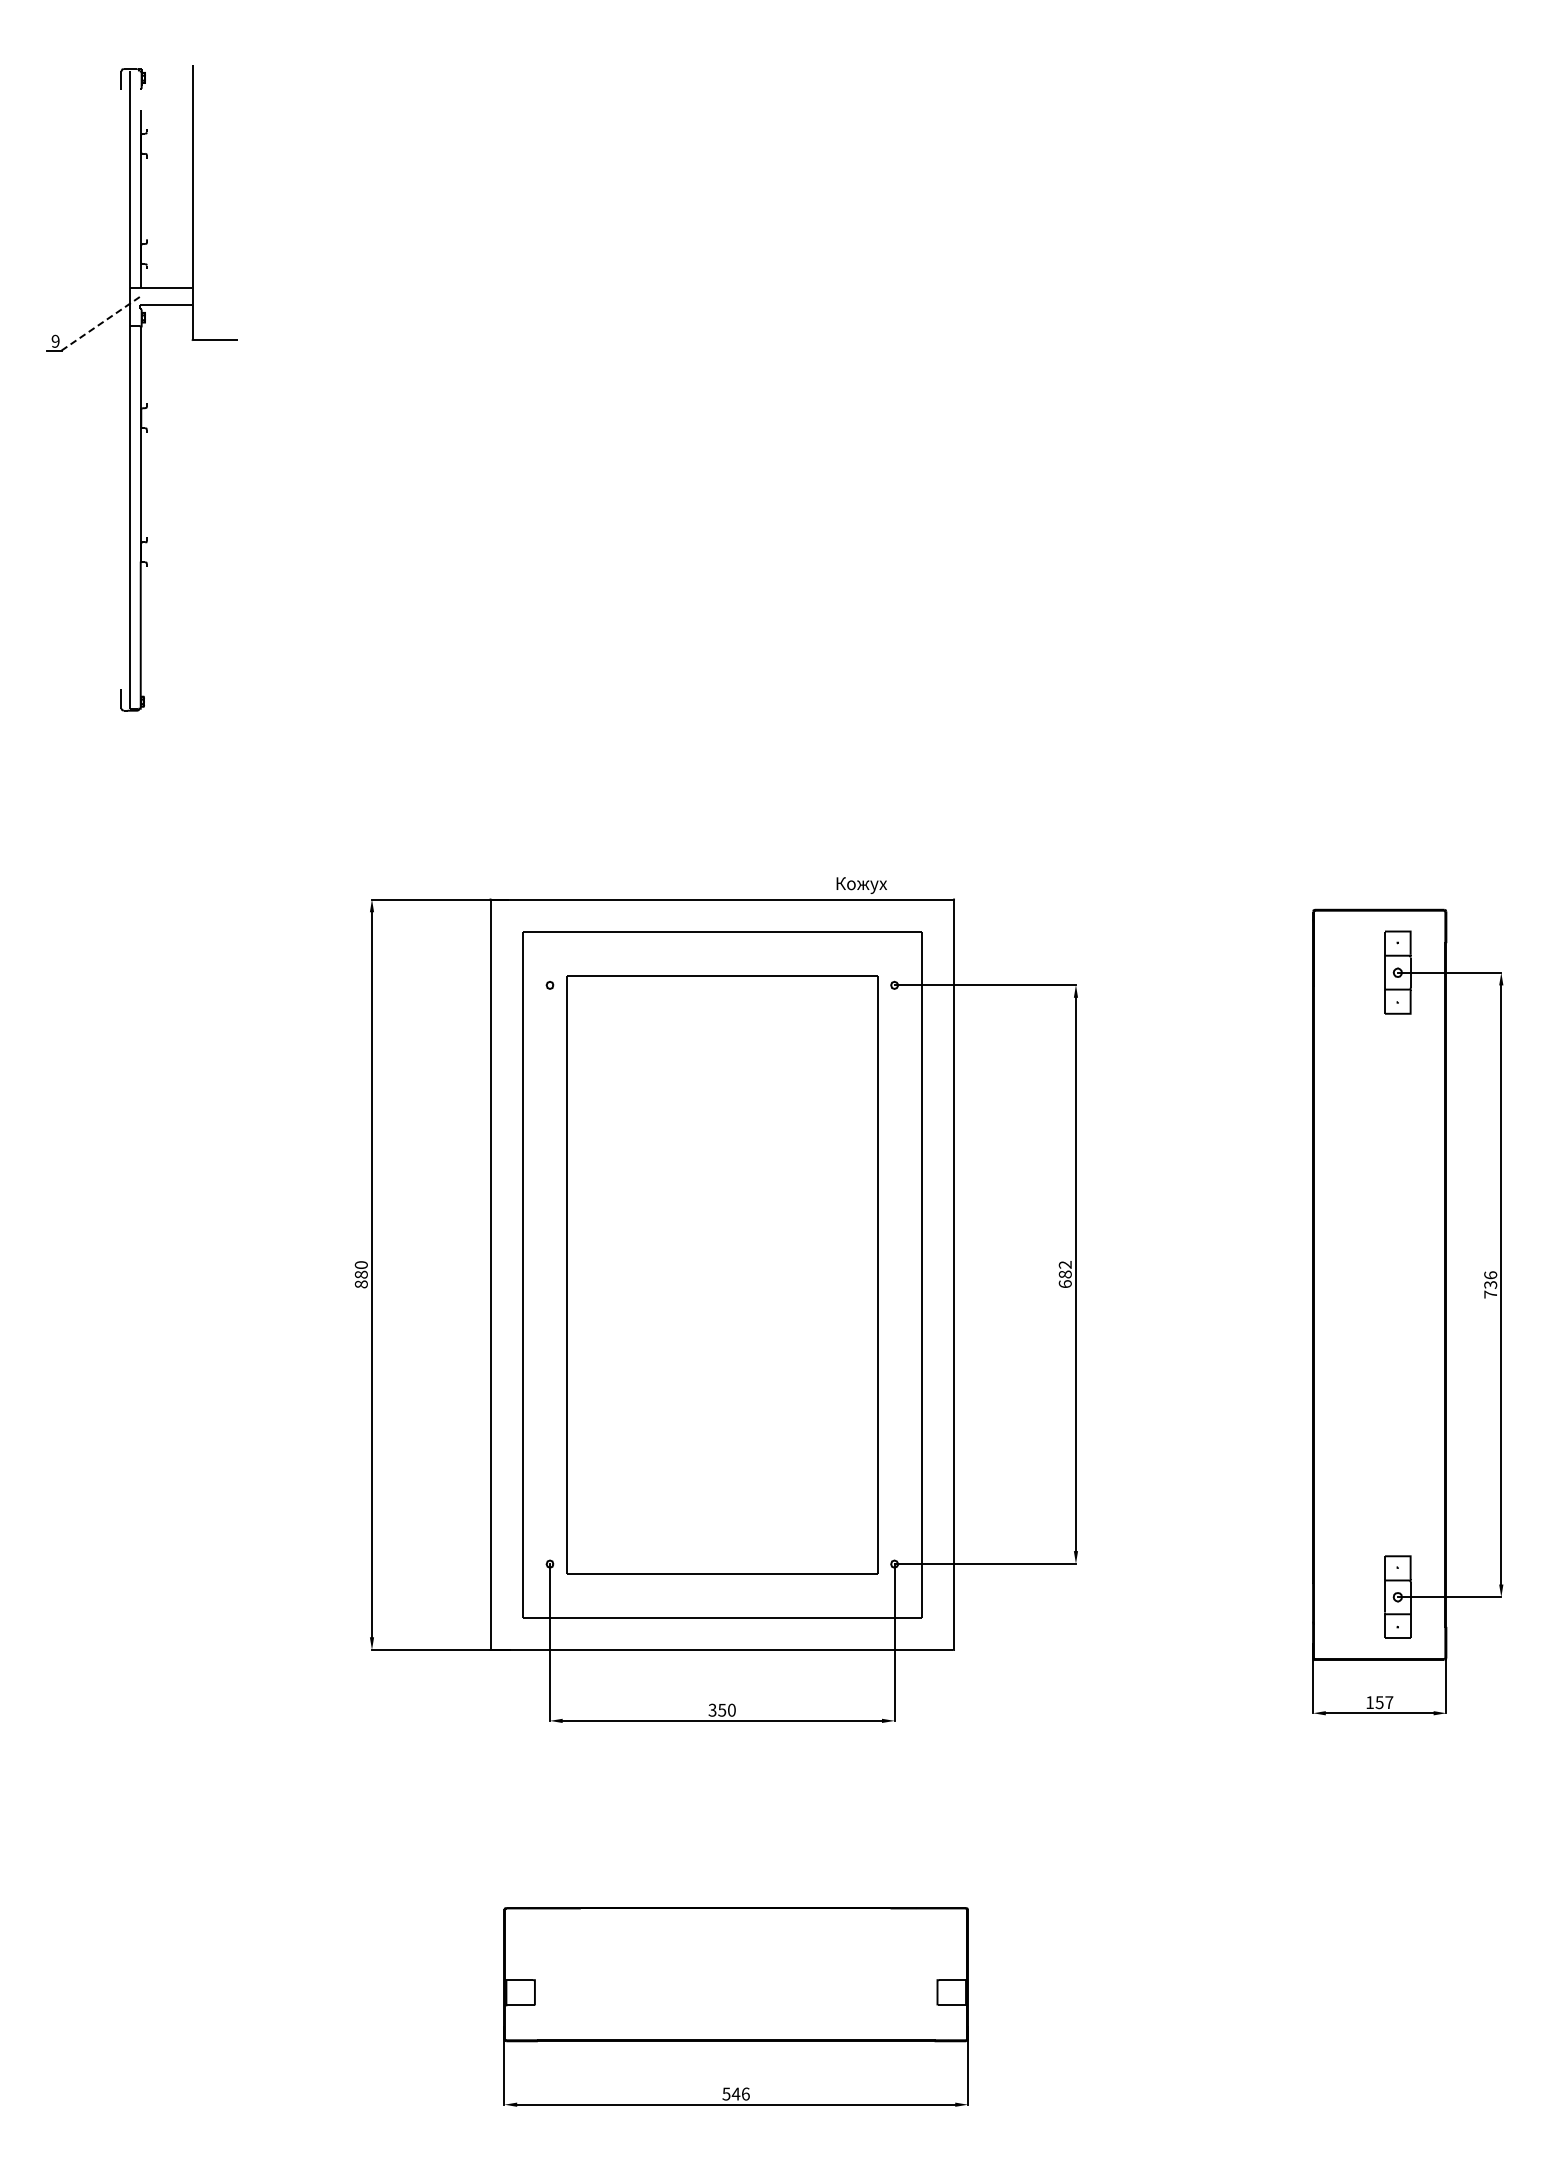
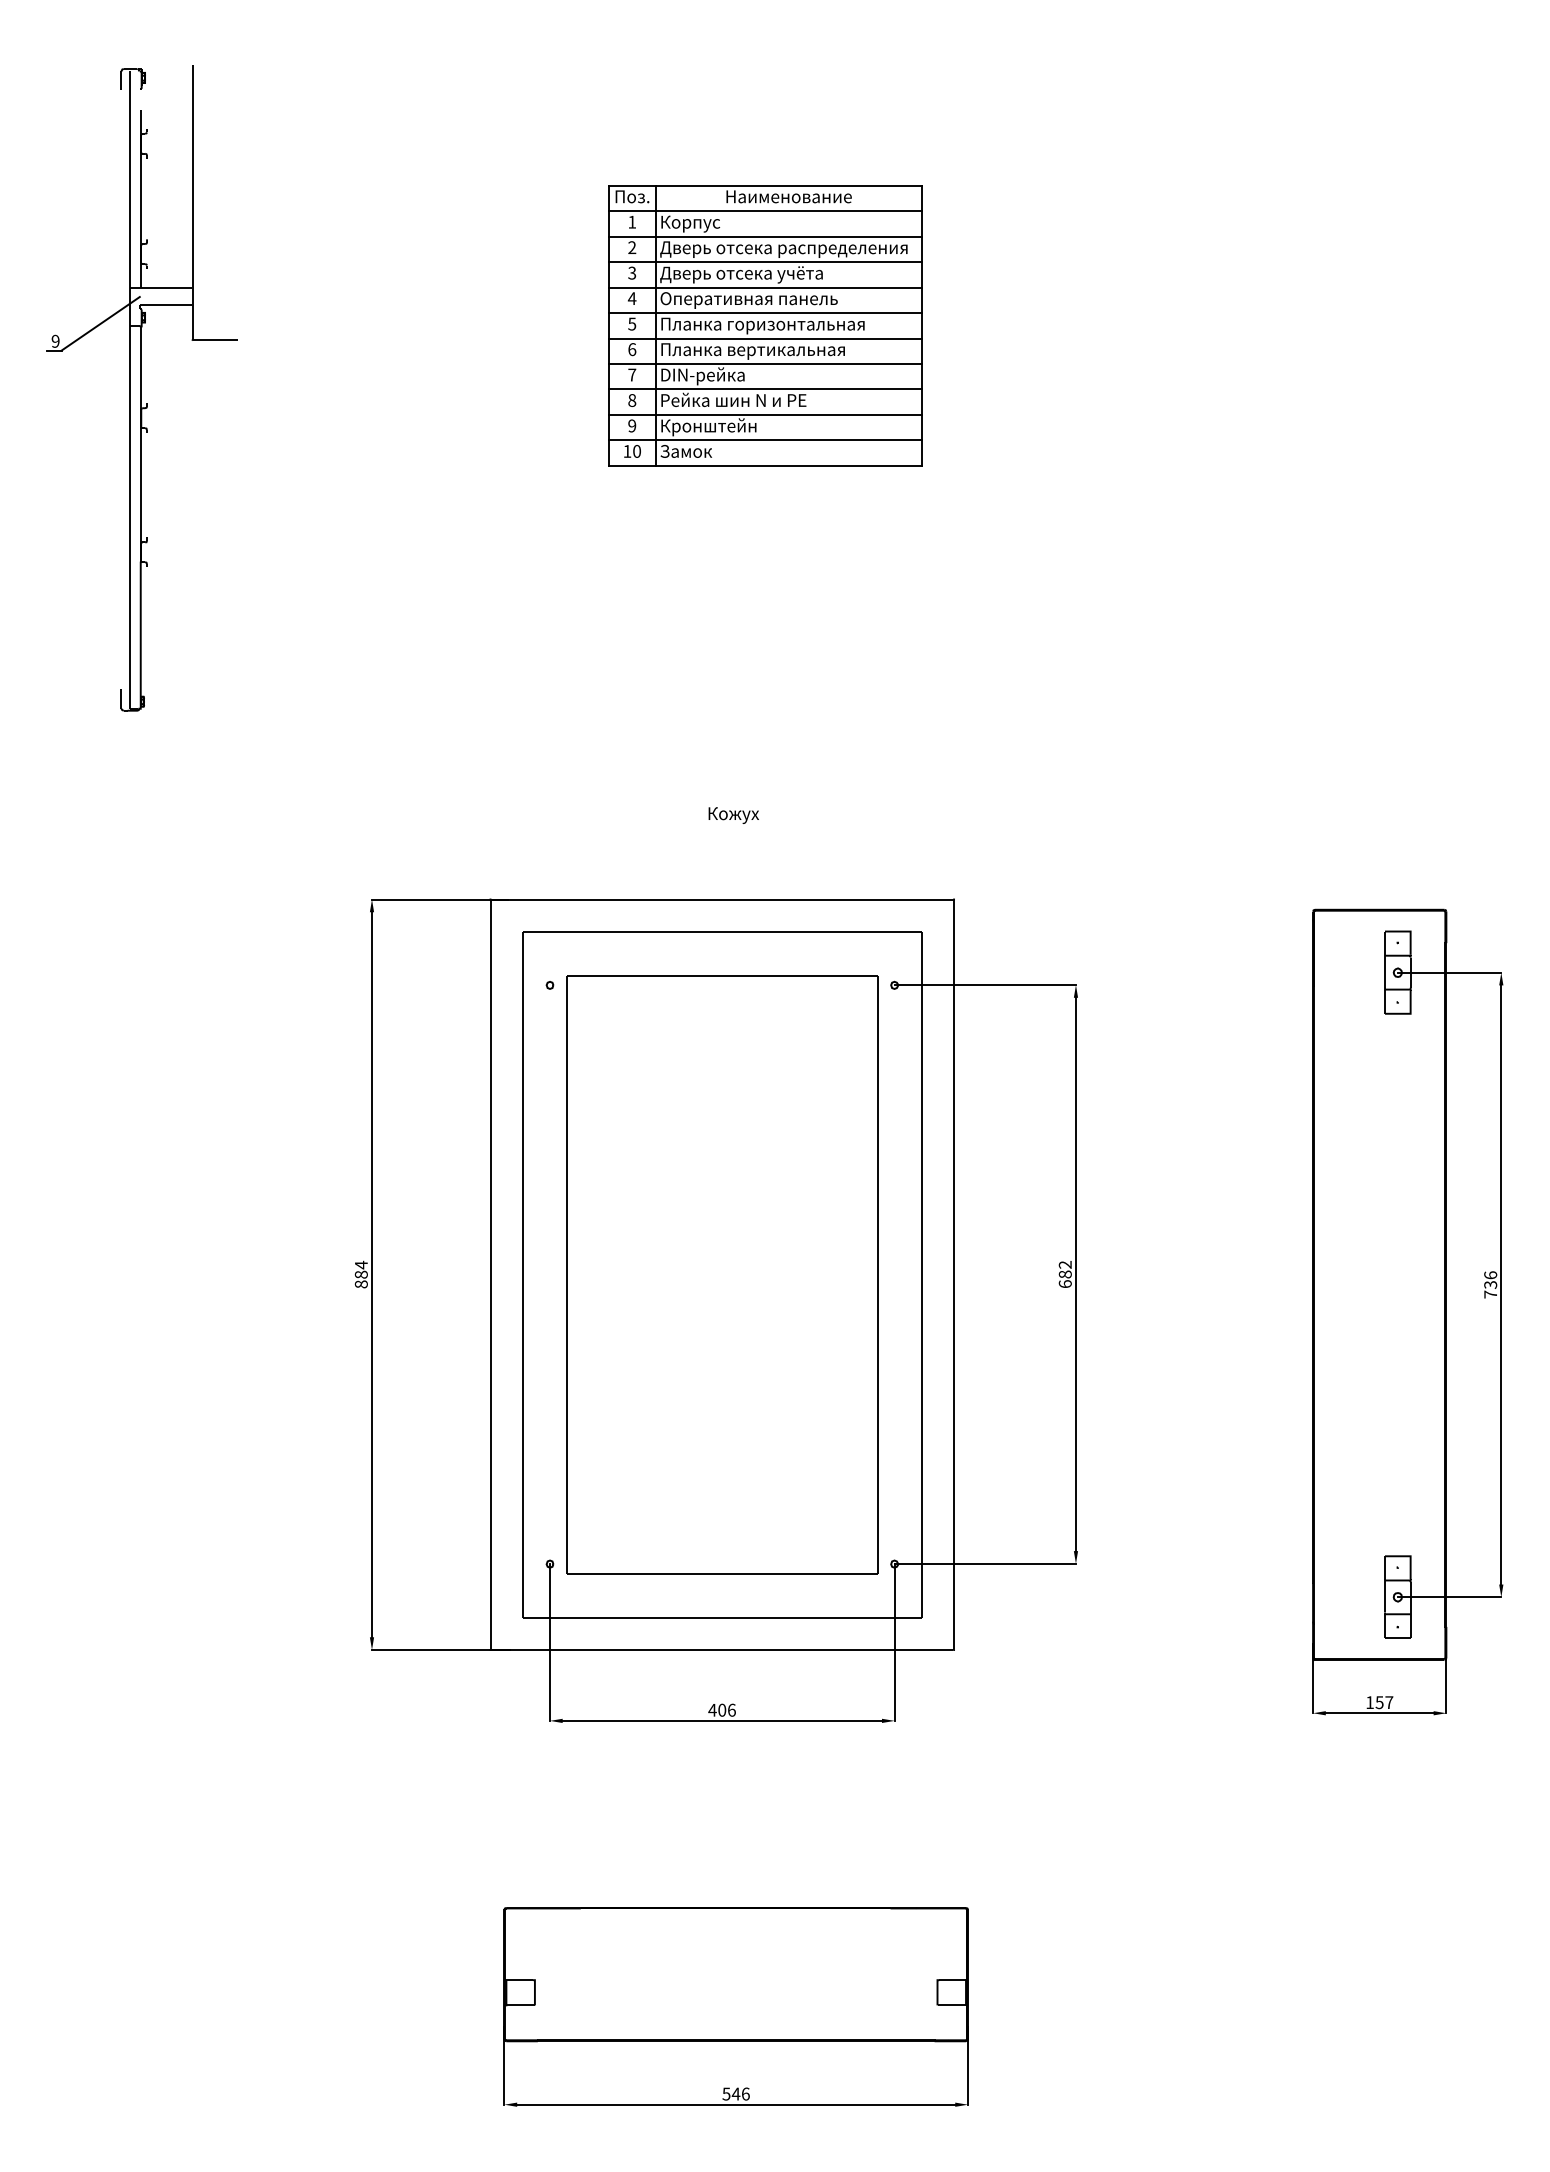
line: dashed -> solid (101, 323)
part: none -> present (765, 325)
text position: (861, 885) -> (733, 815) (733, 815)
text: 880 -> 884 (360, 1264)
text: 350 -> 406 (721, 1709)
